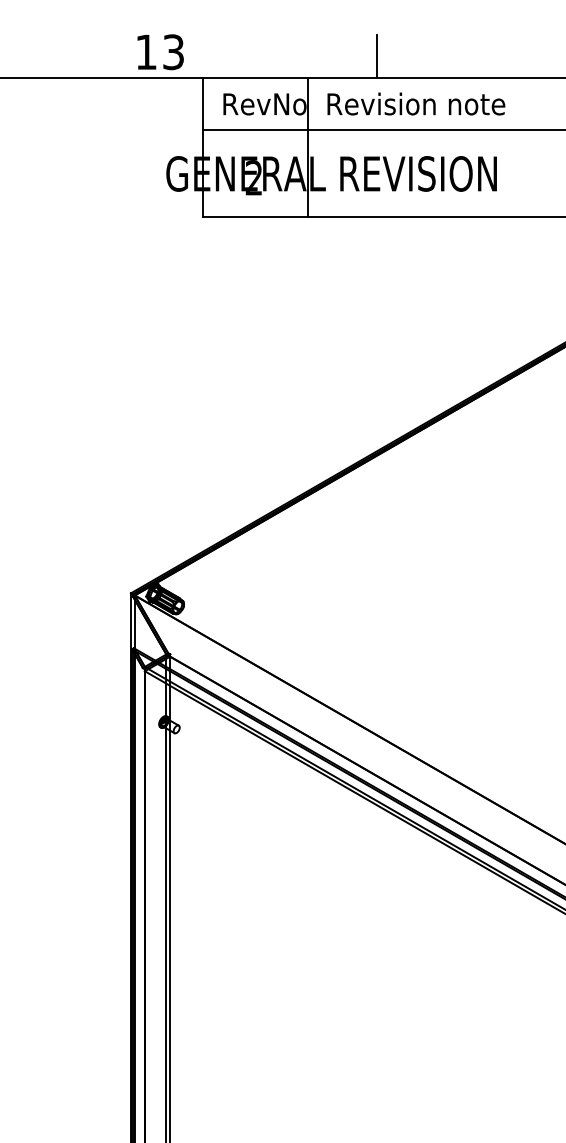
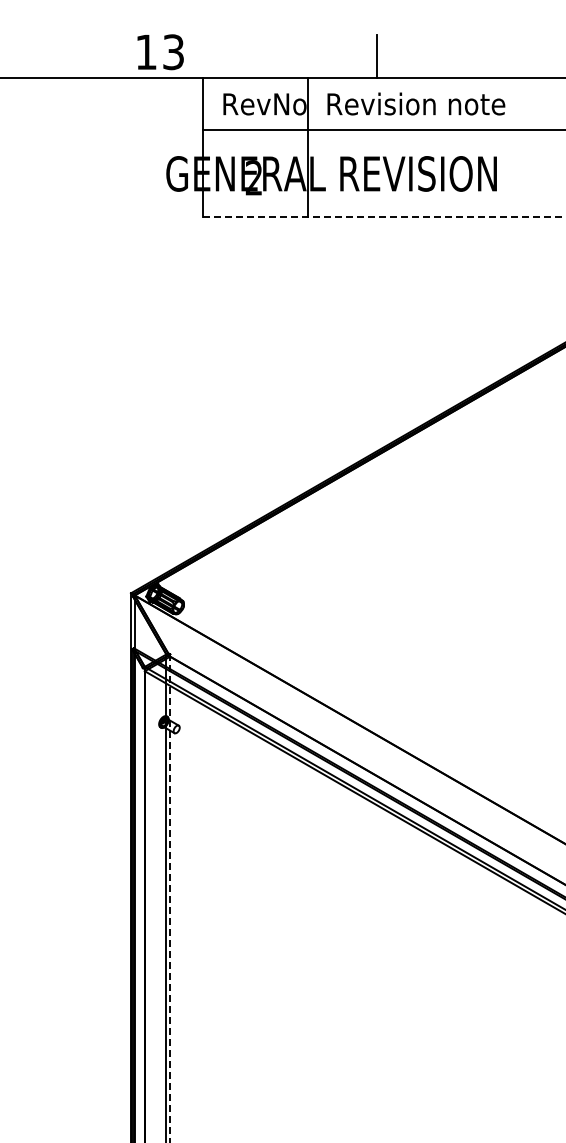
line: solid -> dashed (384, 217)
line: solid -> dashed (170, 898)
